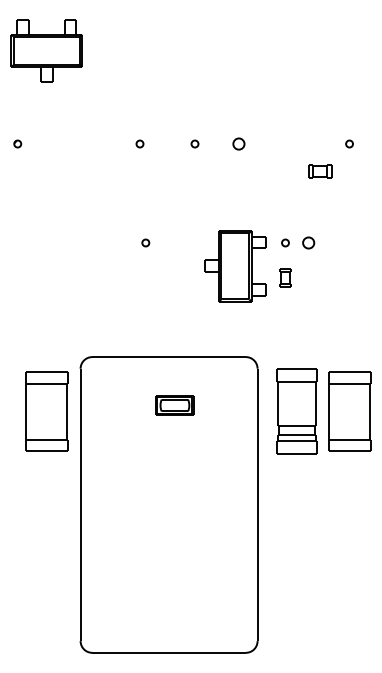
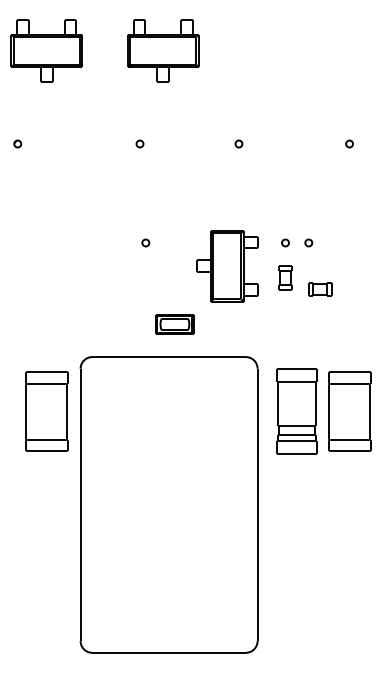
part: none -> present (163, 50)
part: present -> none (194, 143)
part size: 14x14 px -> 10x10 px (238, 143)
part position: (320, 171) -> (320, 289) (320, 289)
part size: 14x14 px -> 10x10 px (308, 242)
part position: (235, 266) -> (227, 266) (227, 266)
part size: 13x20 px -> 15x26 px (285, 277)
part position: (174, 405) -> (174, 324) (174, 324)
